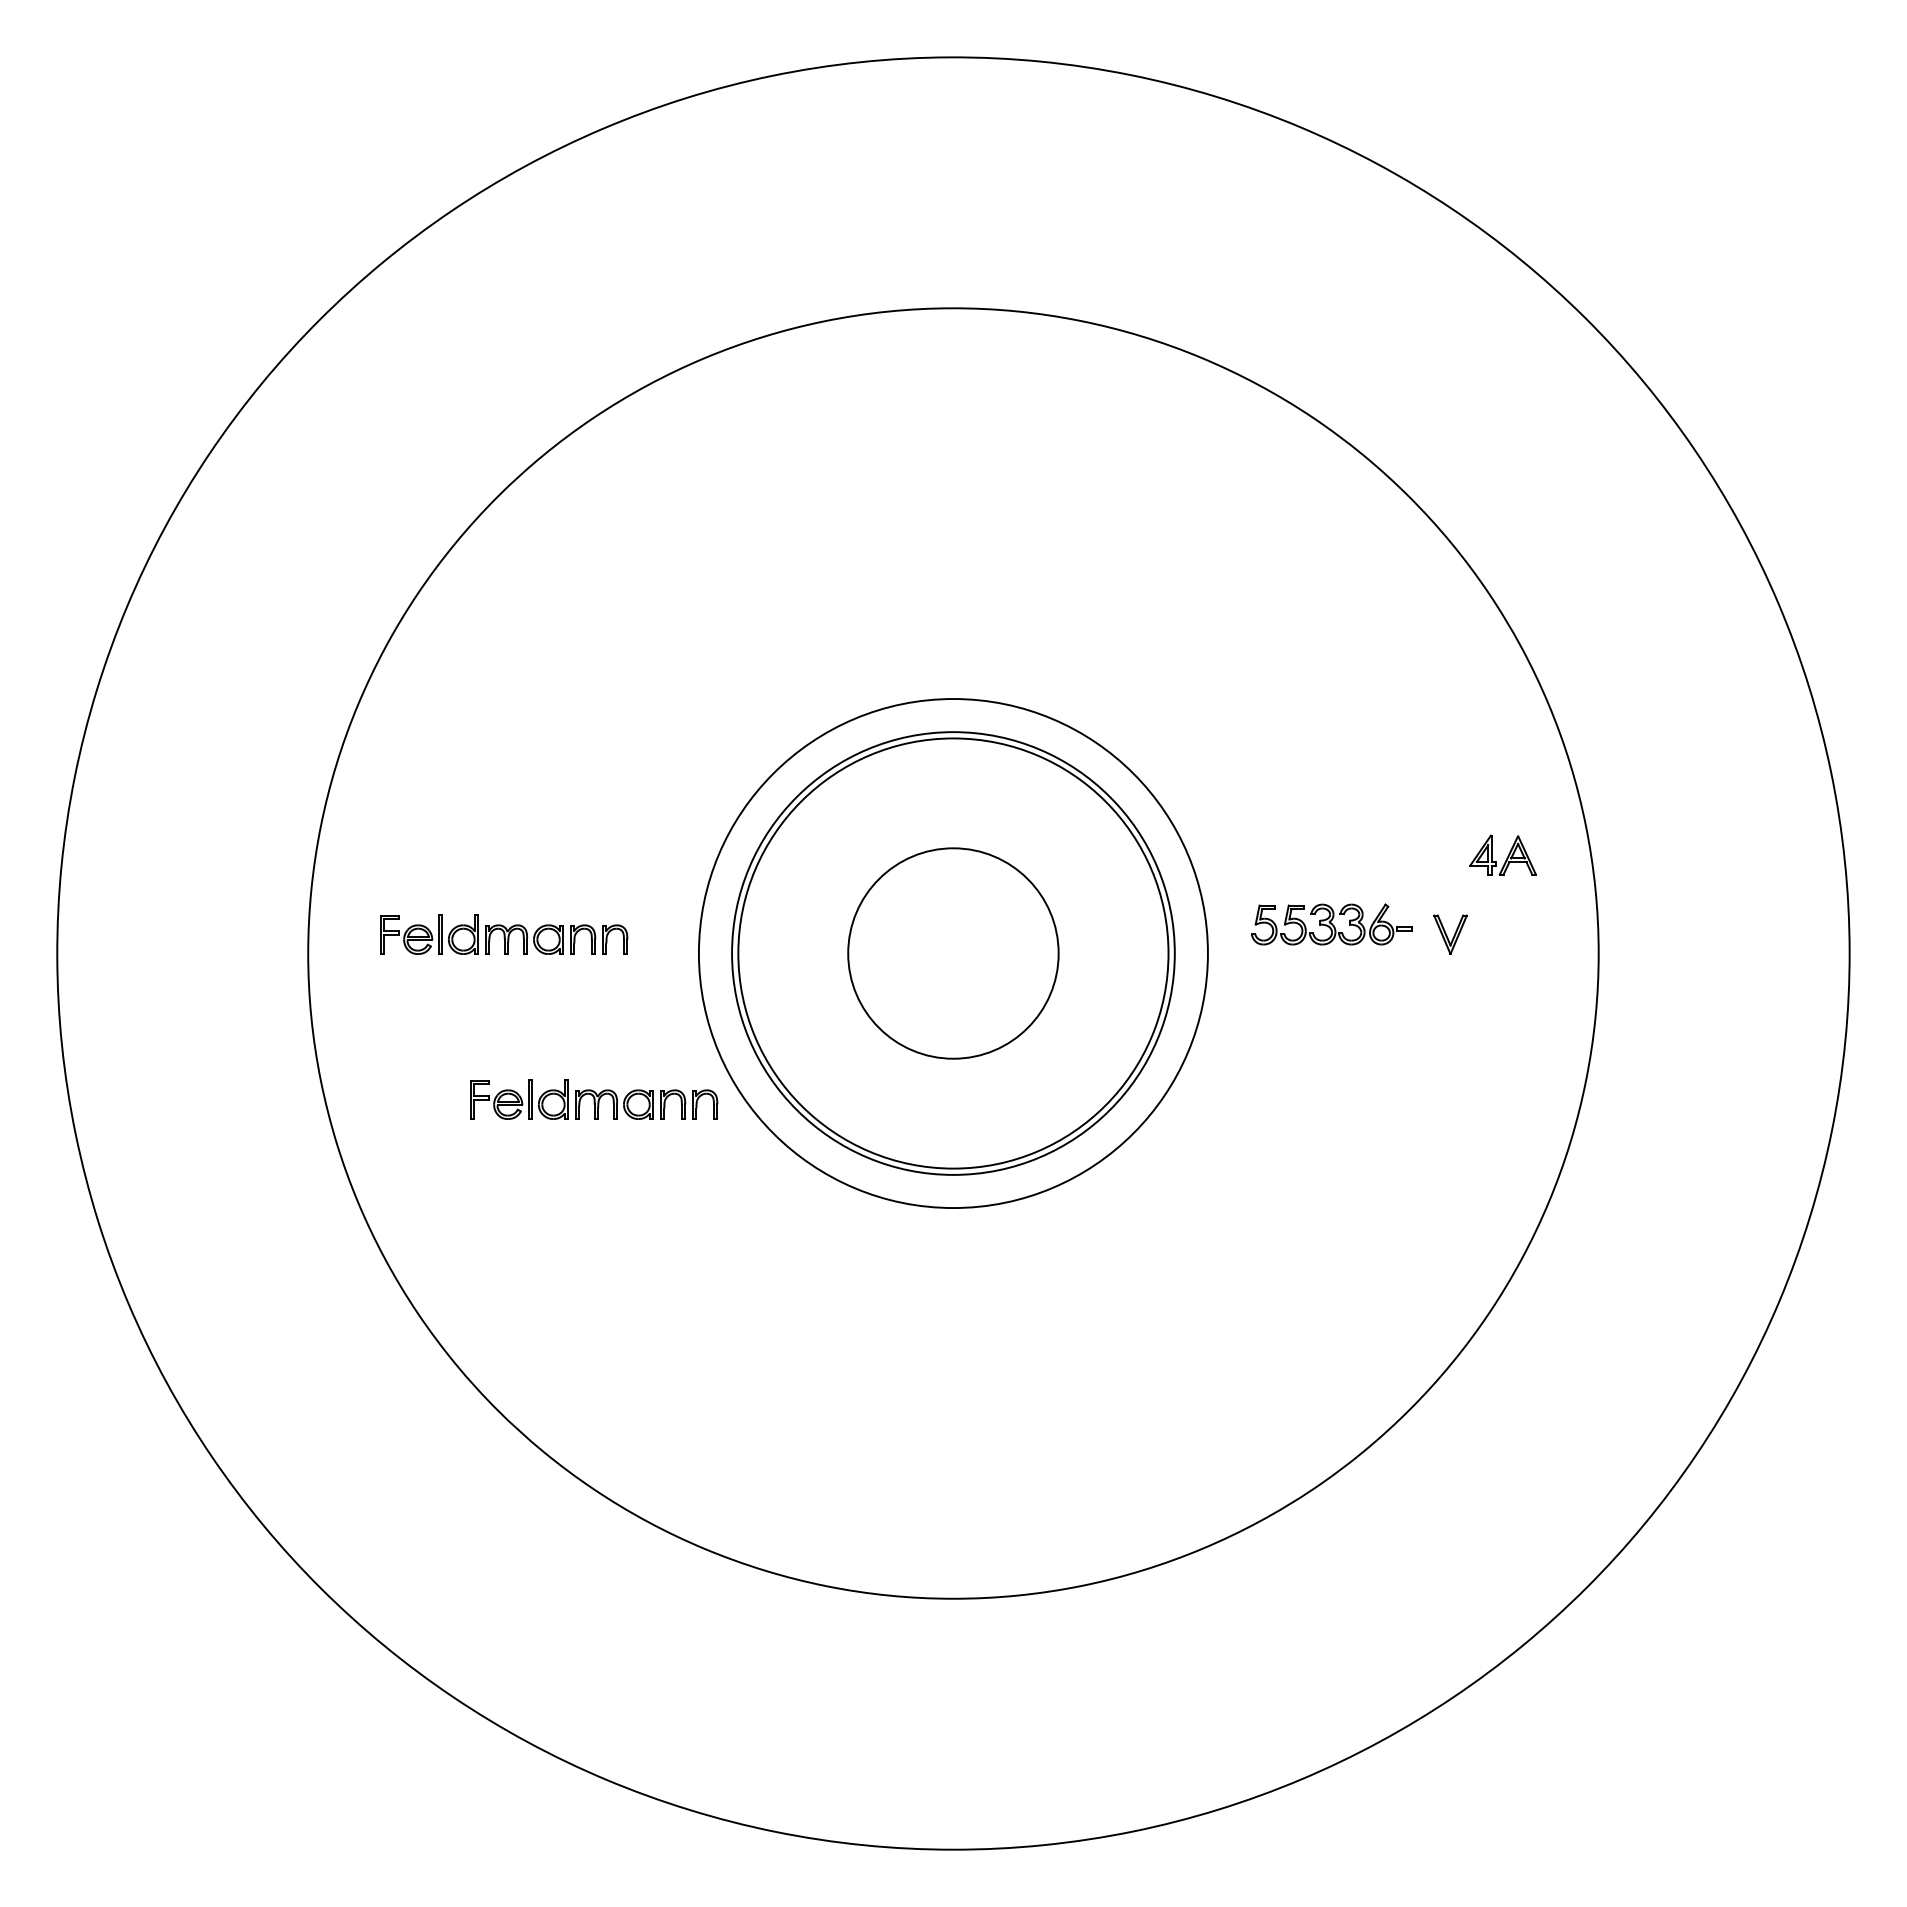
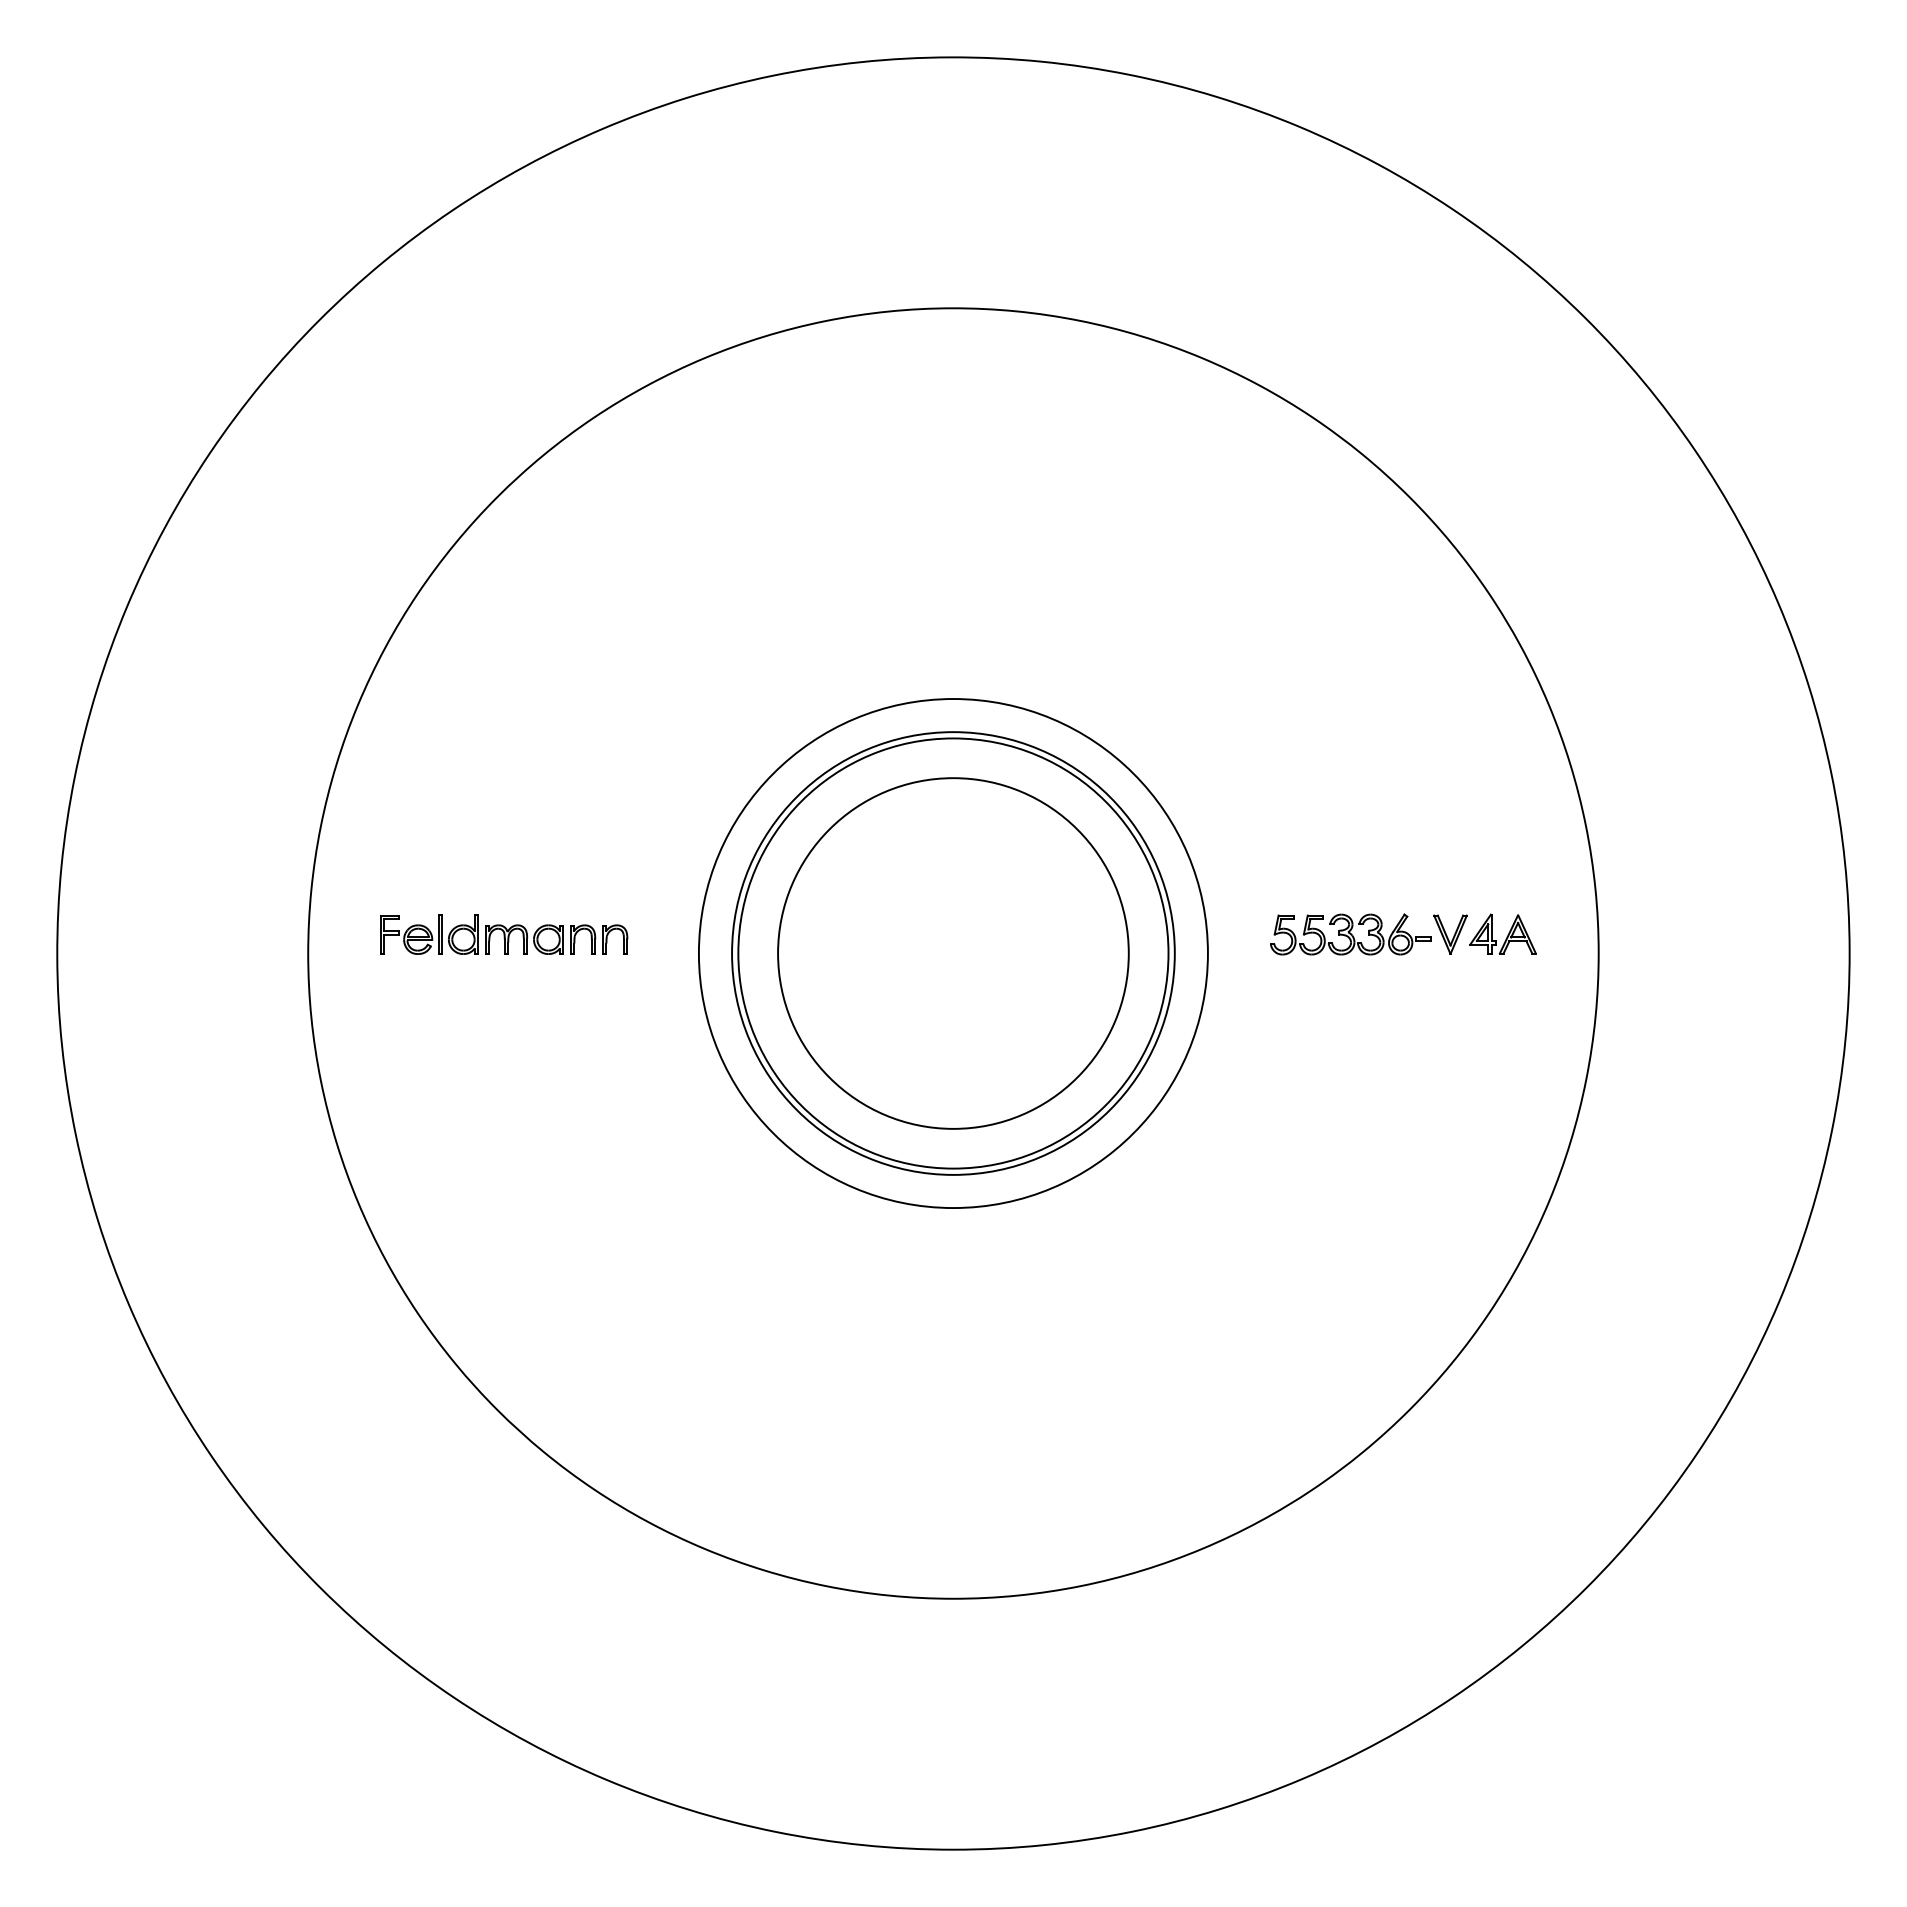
part position: (1502, 854) -> (1502, 933) (1502, 933)
part position: (1331, 924) -> (1350, 934) (1350, 934)
circle diameter: 210 px -> 351 px (953, 953)
part: present -> none (594, 1099)
